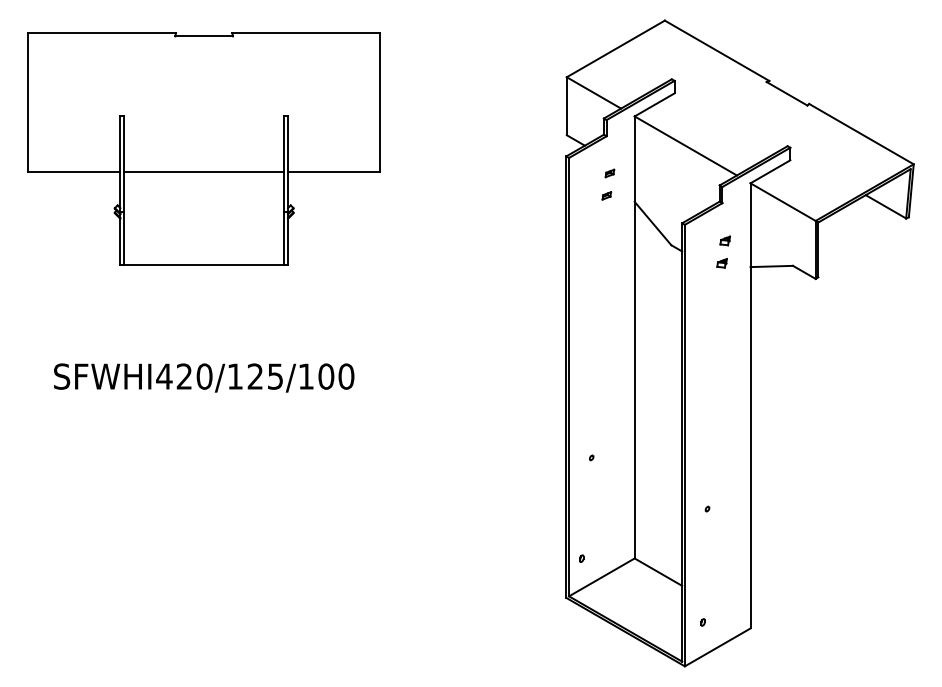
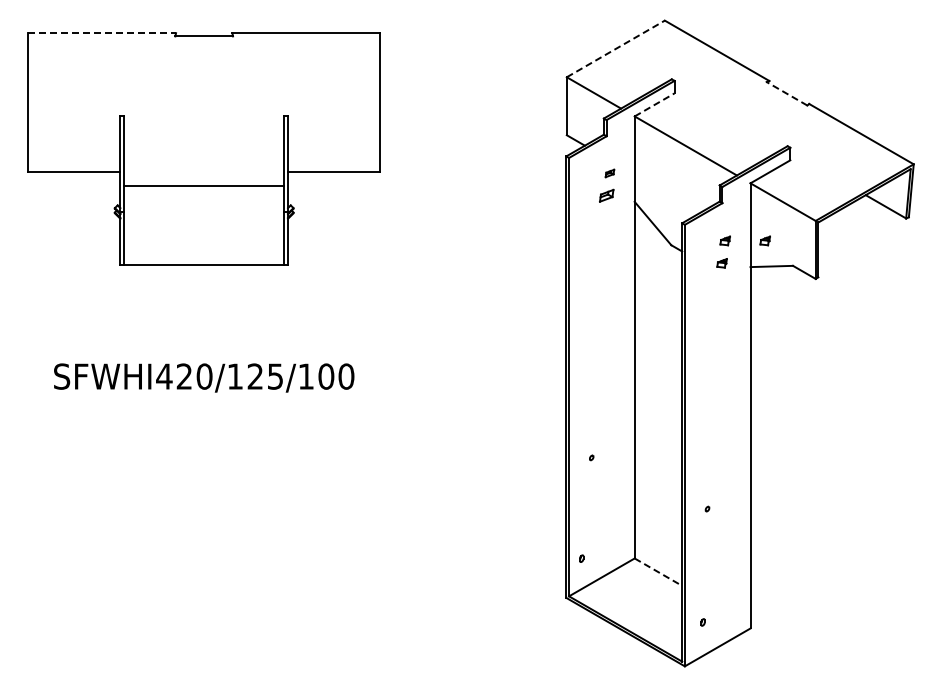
line: solid -> dashed (102, 33)
line: solid -> dashed (615, 48)
line: solid -> dashed (787, 93)
line: solid -> dashed (654, 104)
line position: (204, 171) -> (204, 185) (204, 185)
part size: 12x10 px -> 16x15 px (606, 195)
part: none -> present (764, 240)
line: solid -> dashed (658, 572)
